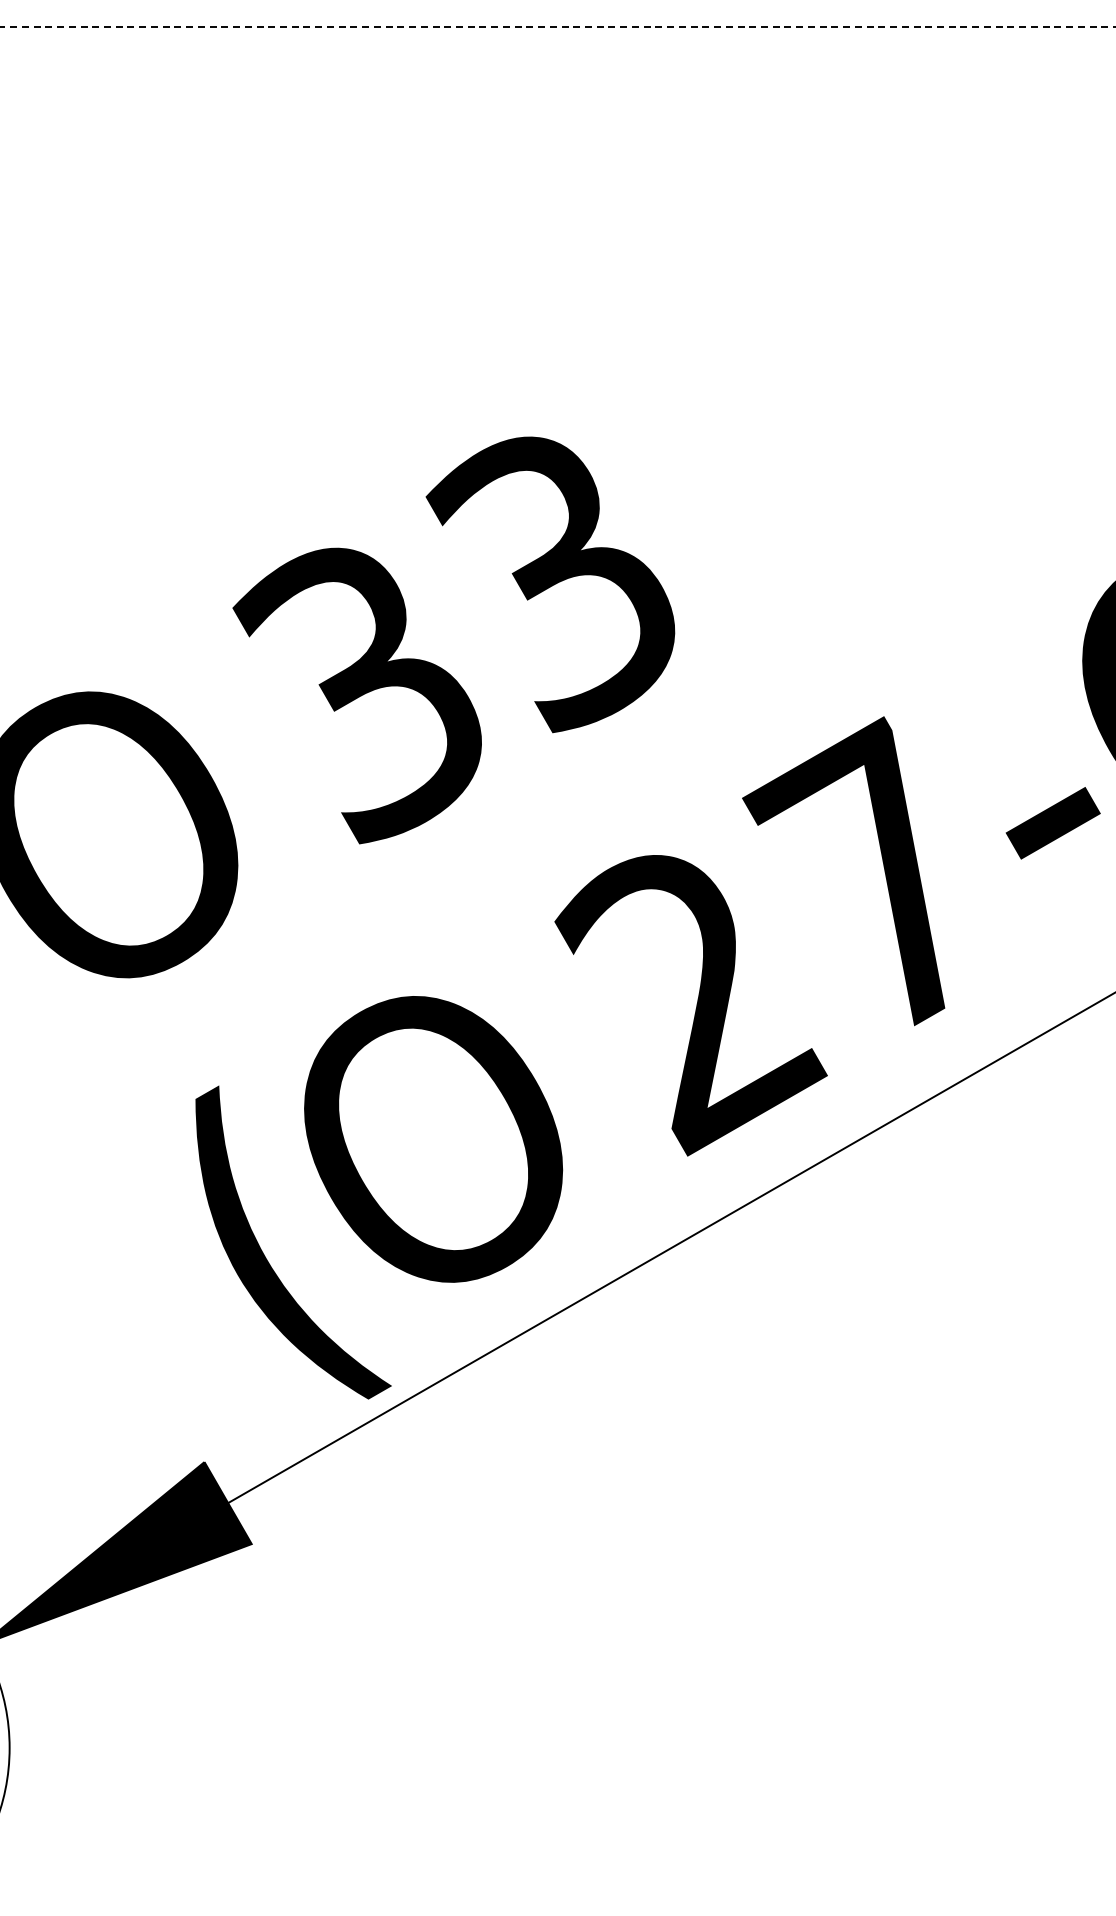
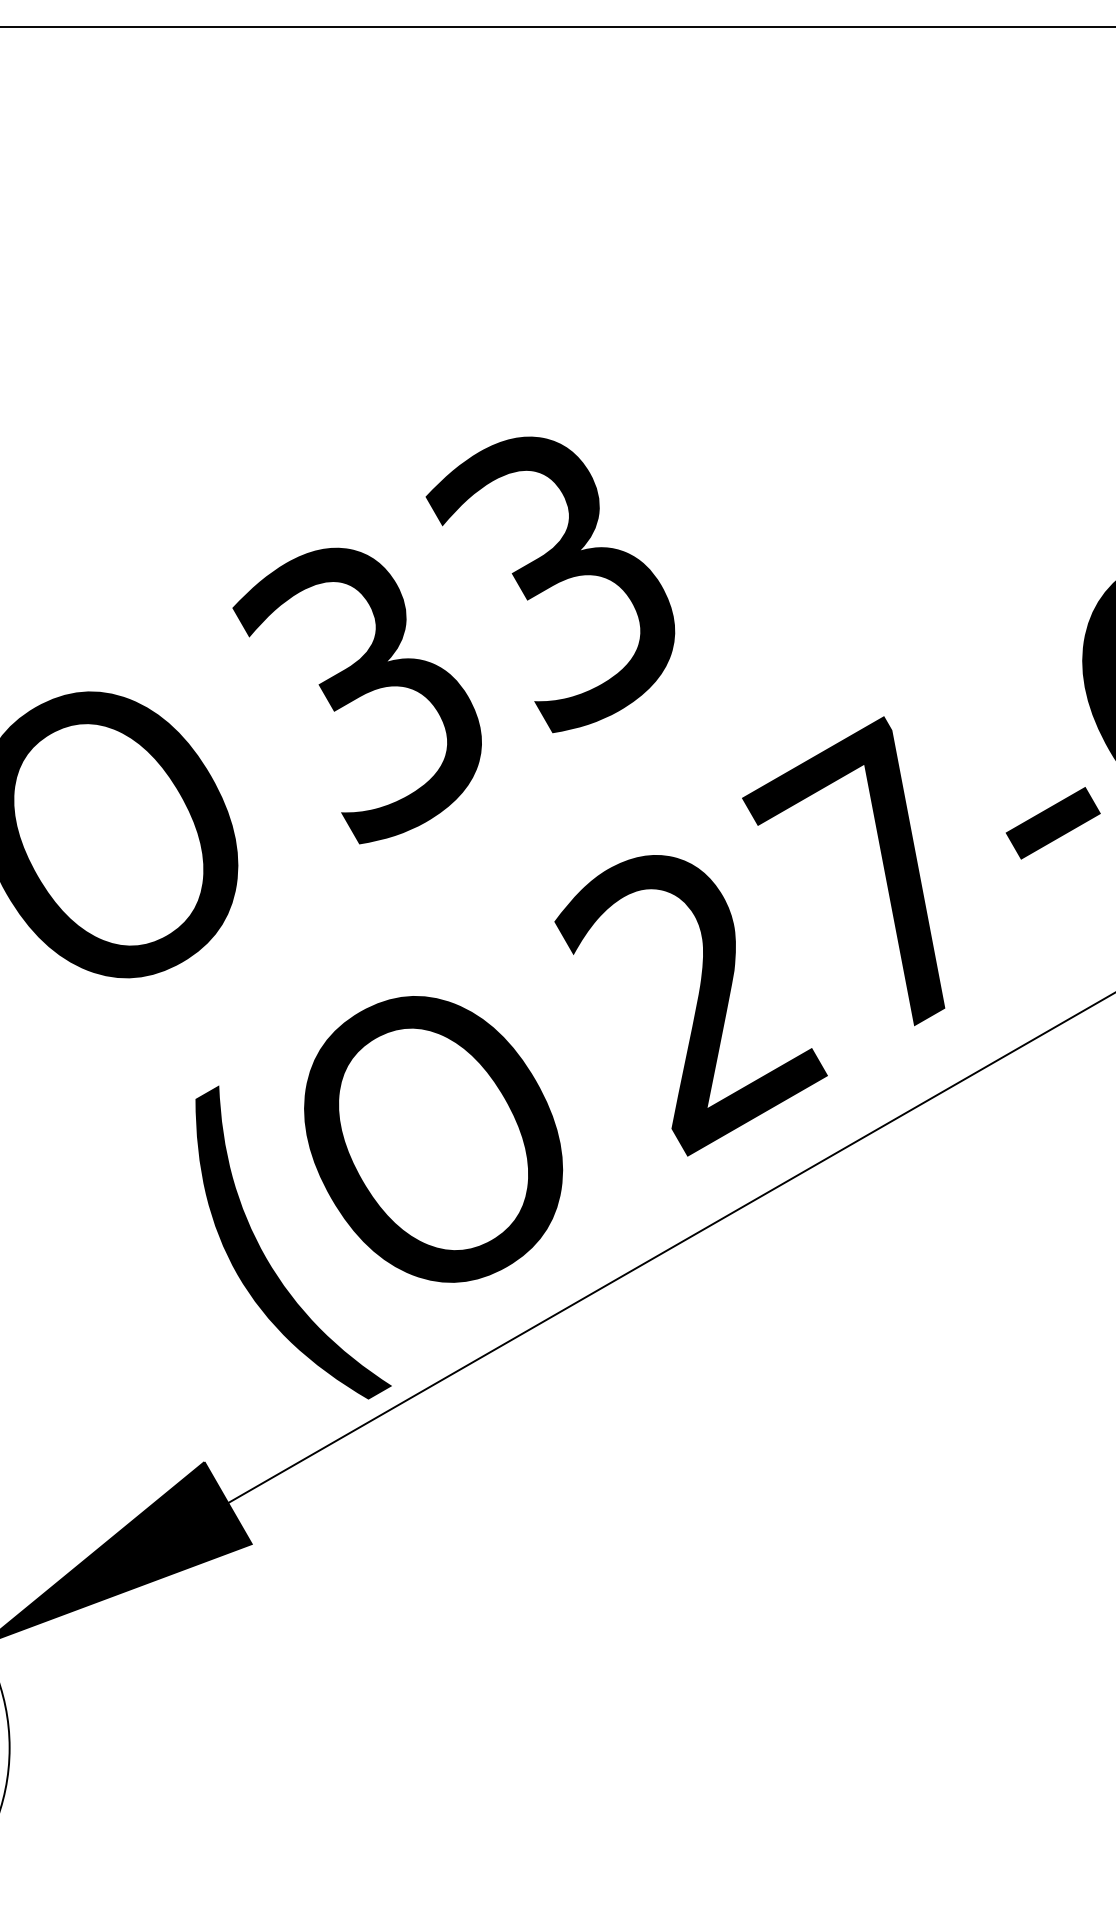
line: dashed -> solid (557, 26)
